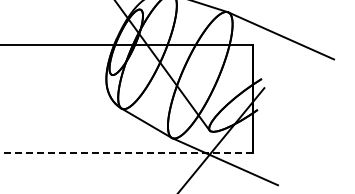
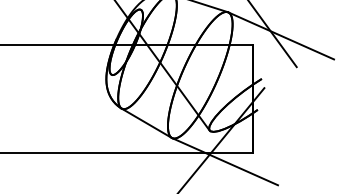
line: none -> present (272, 34)
line: dashed -> solid (127, 152)
